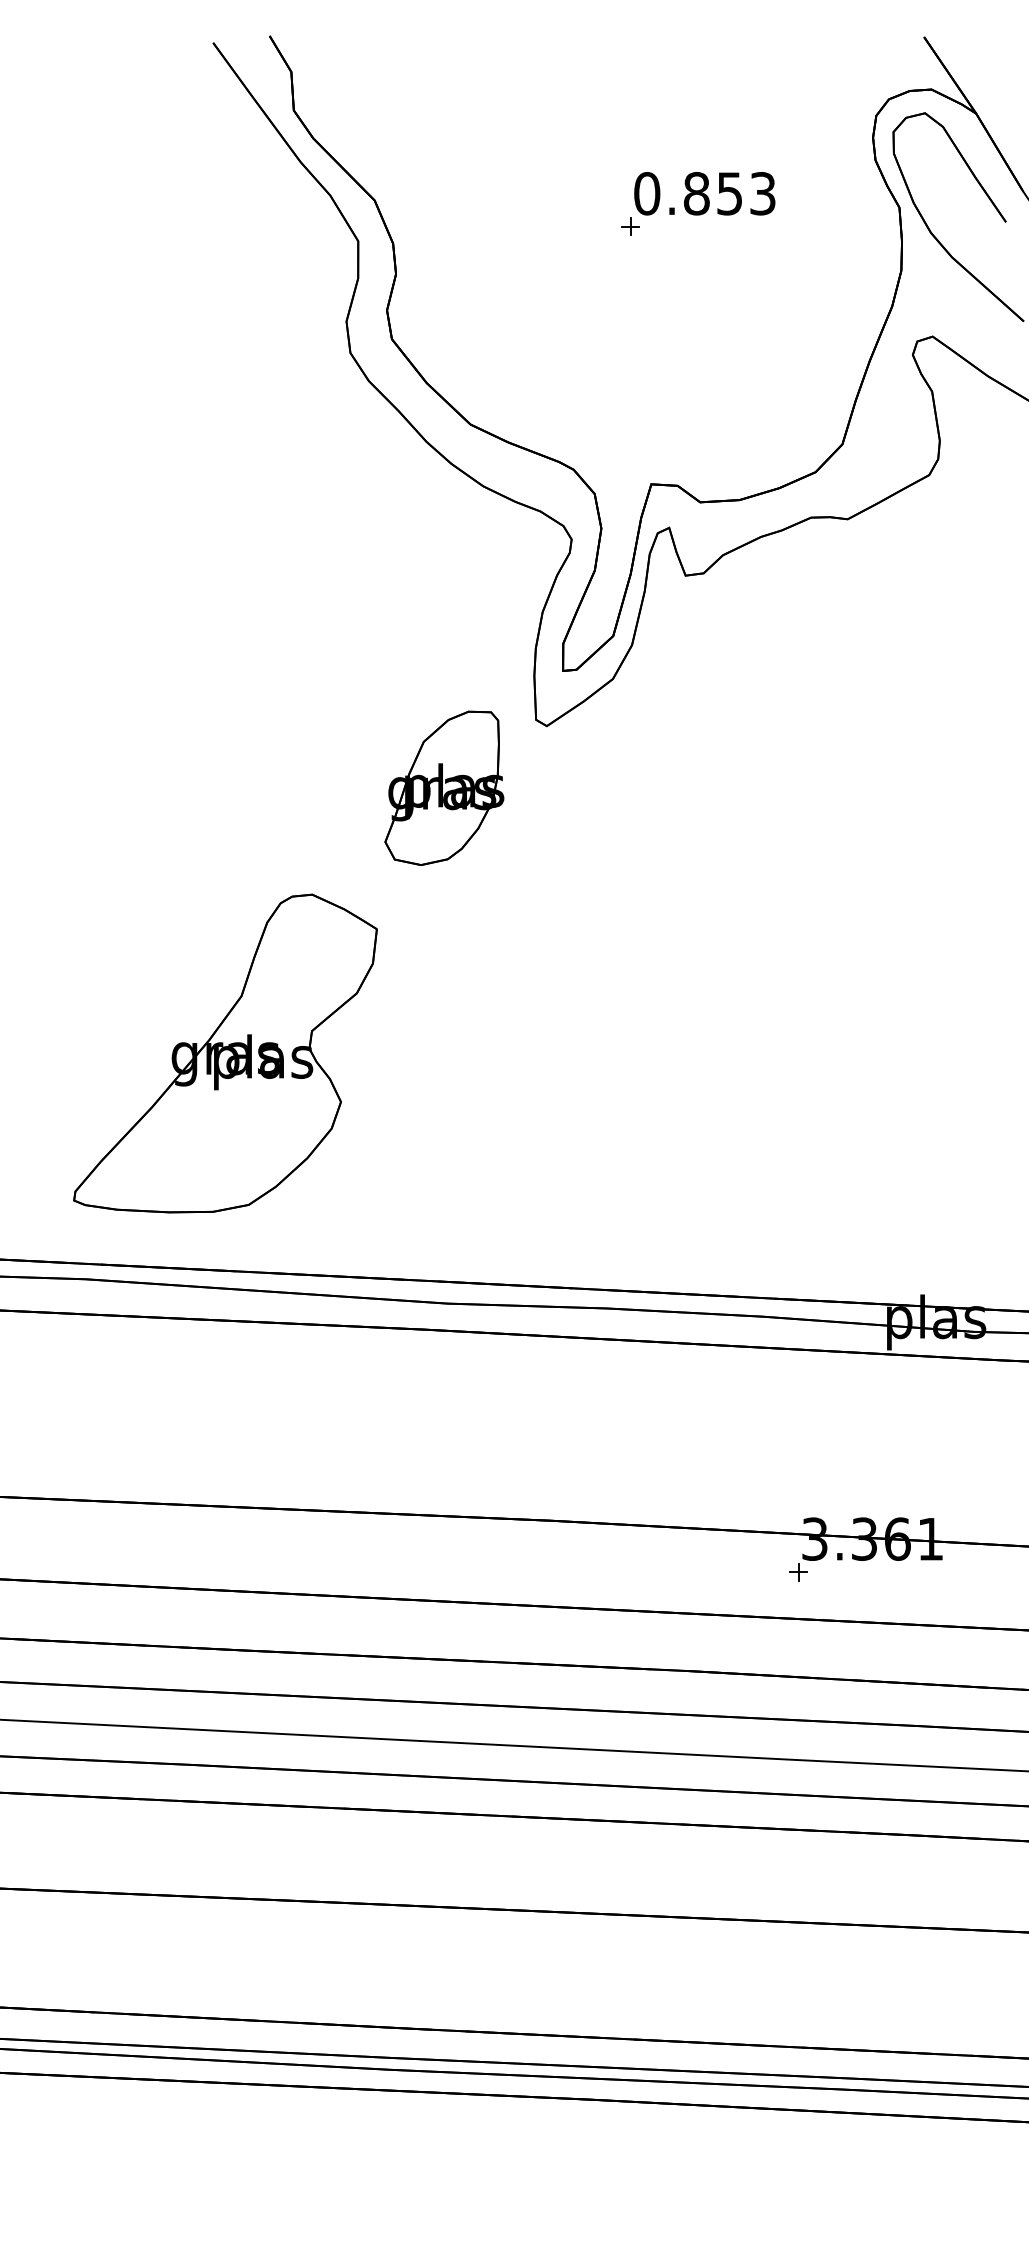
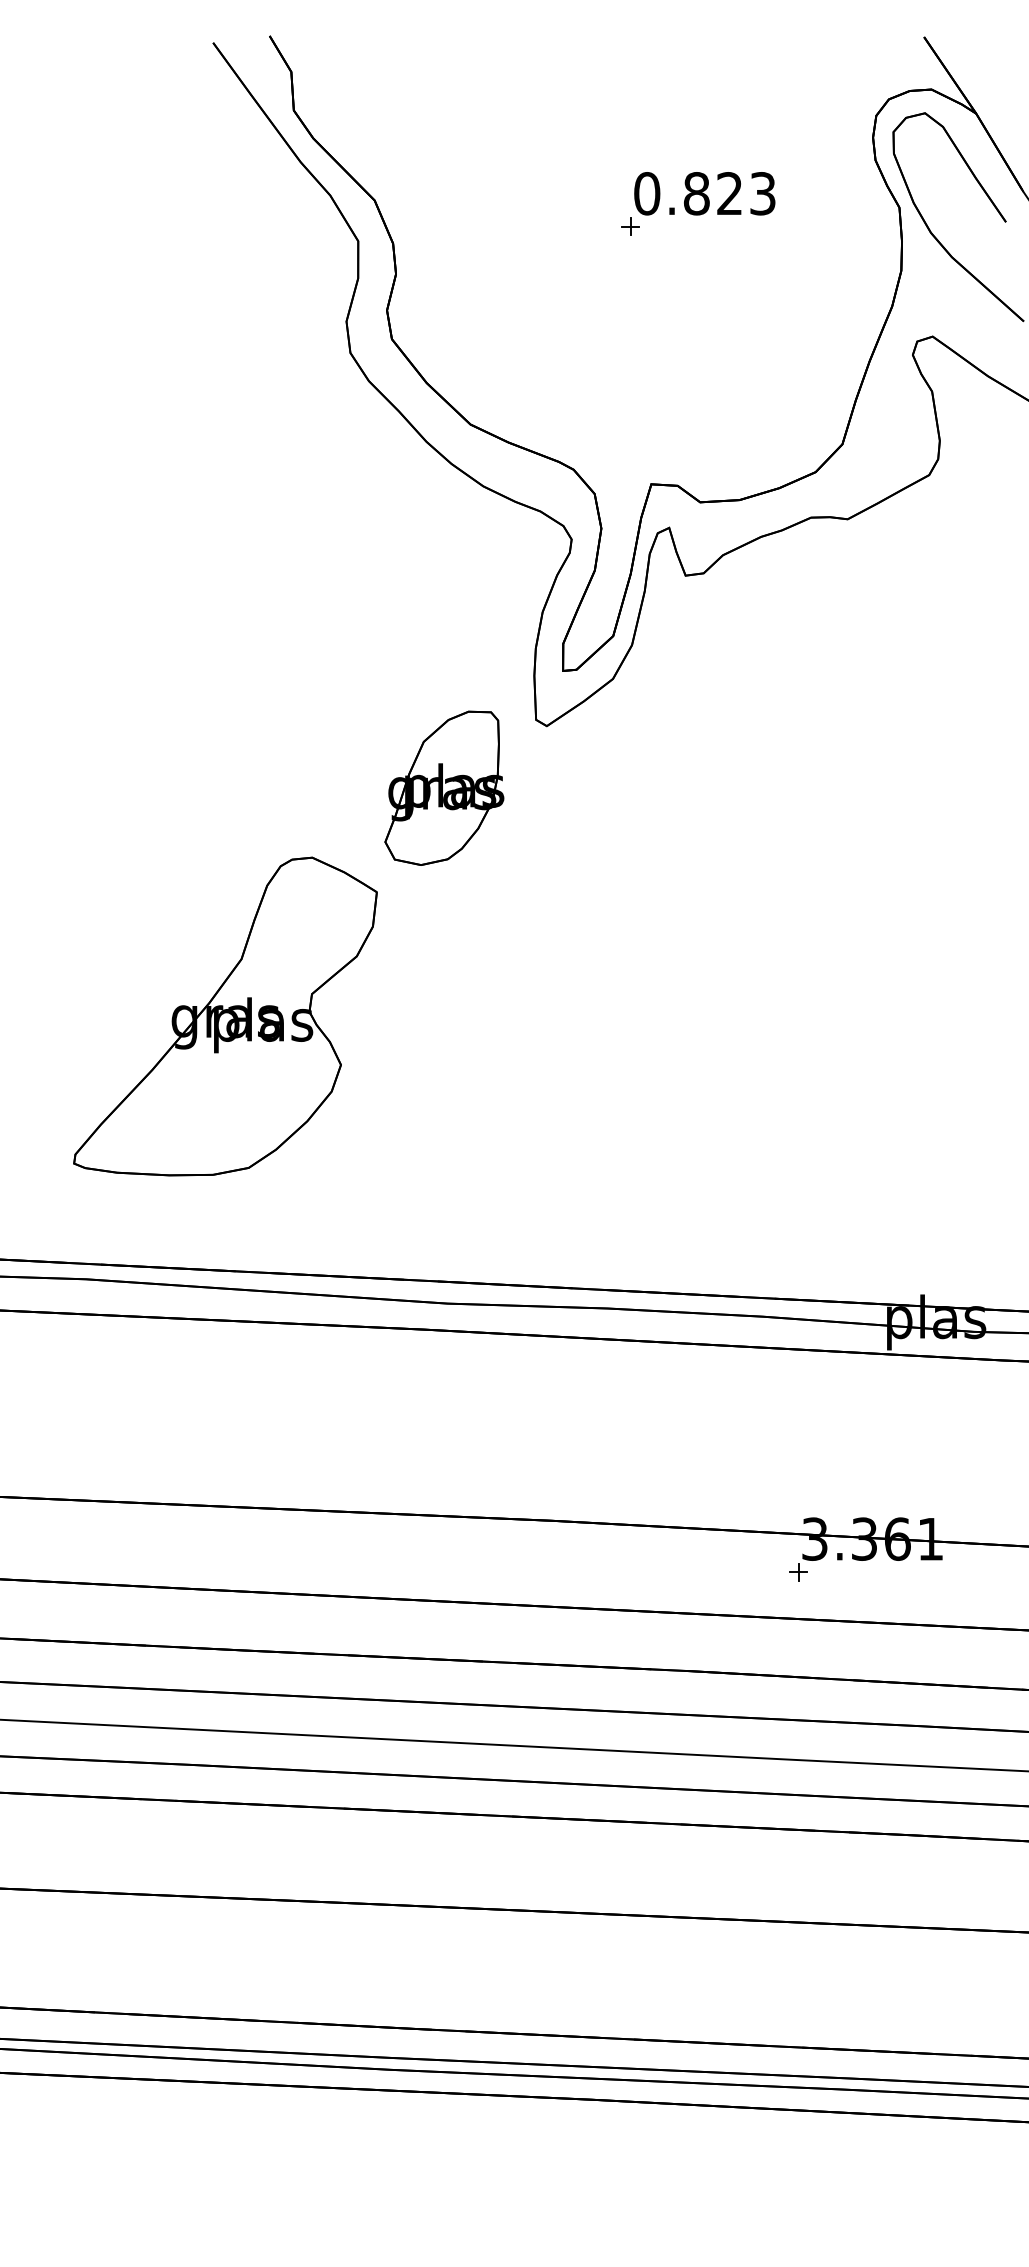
text: 0.853 -> 0.823 (729, 193)
part position: (225, 1053) -> (225, 1016) (225, 1016)
